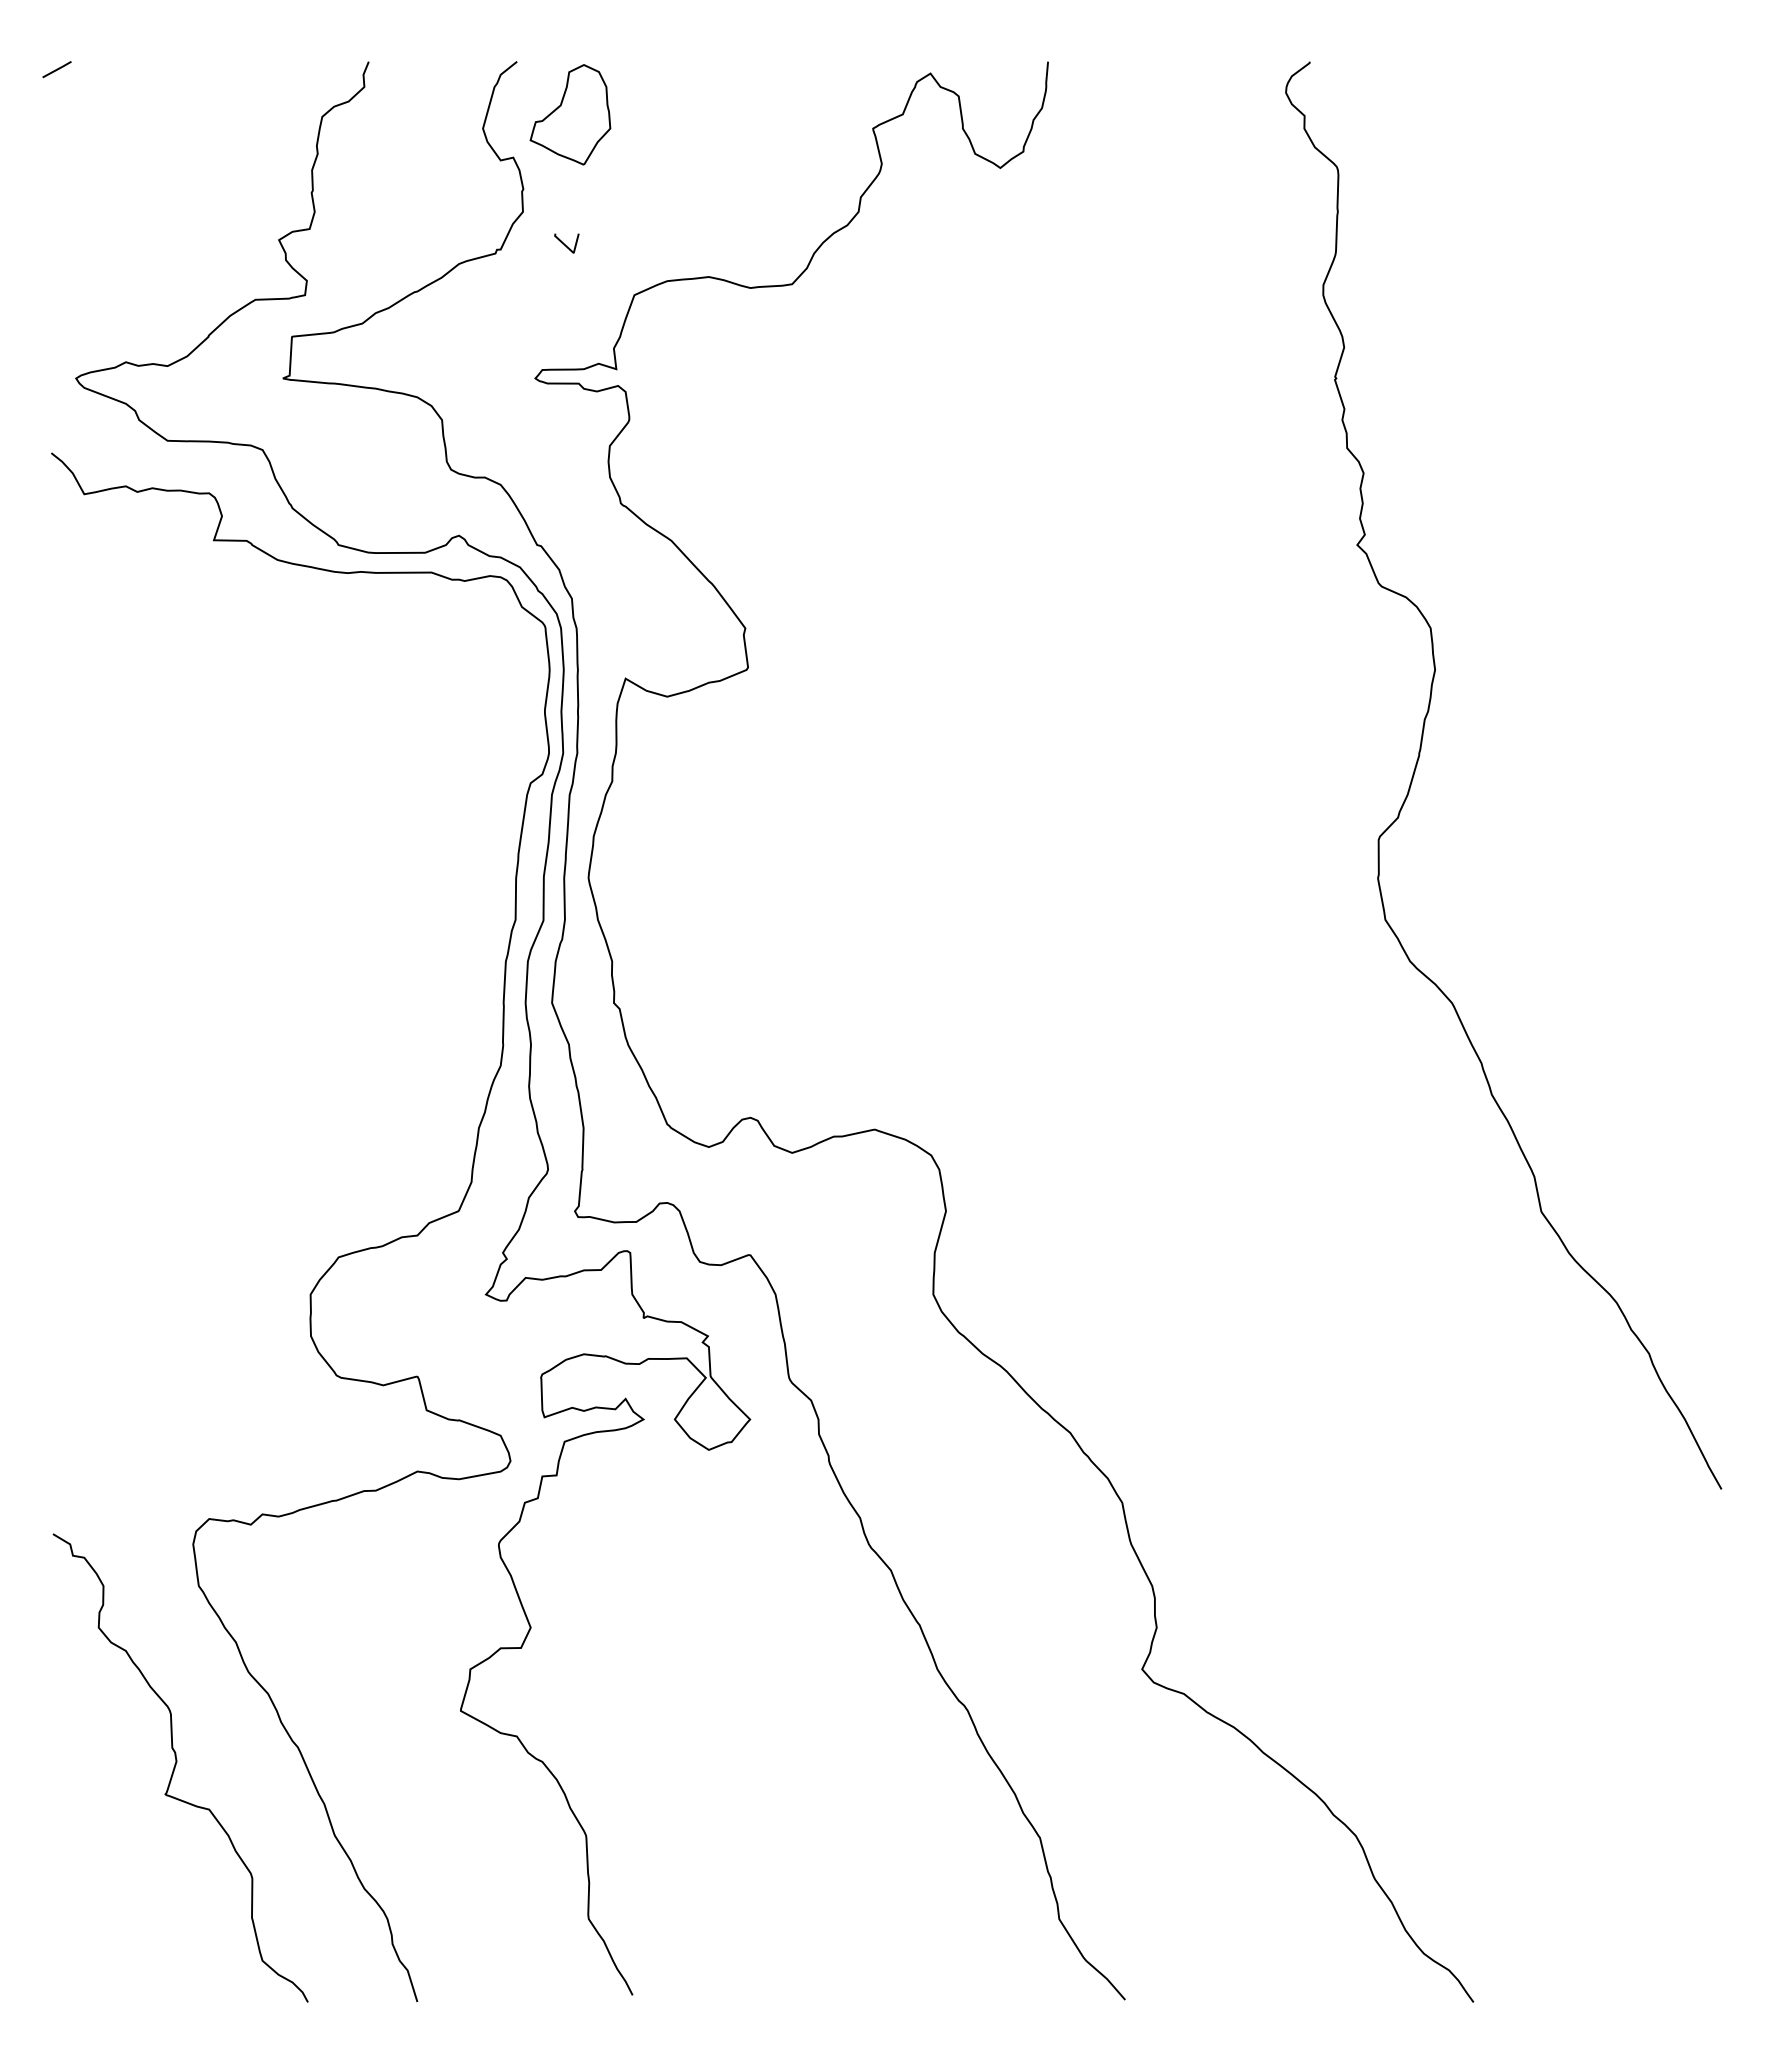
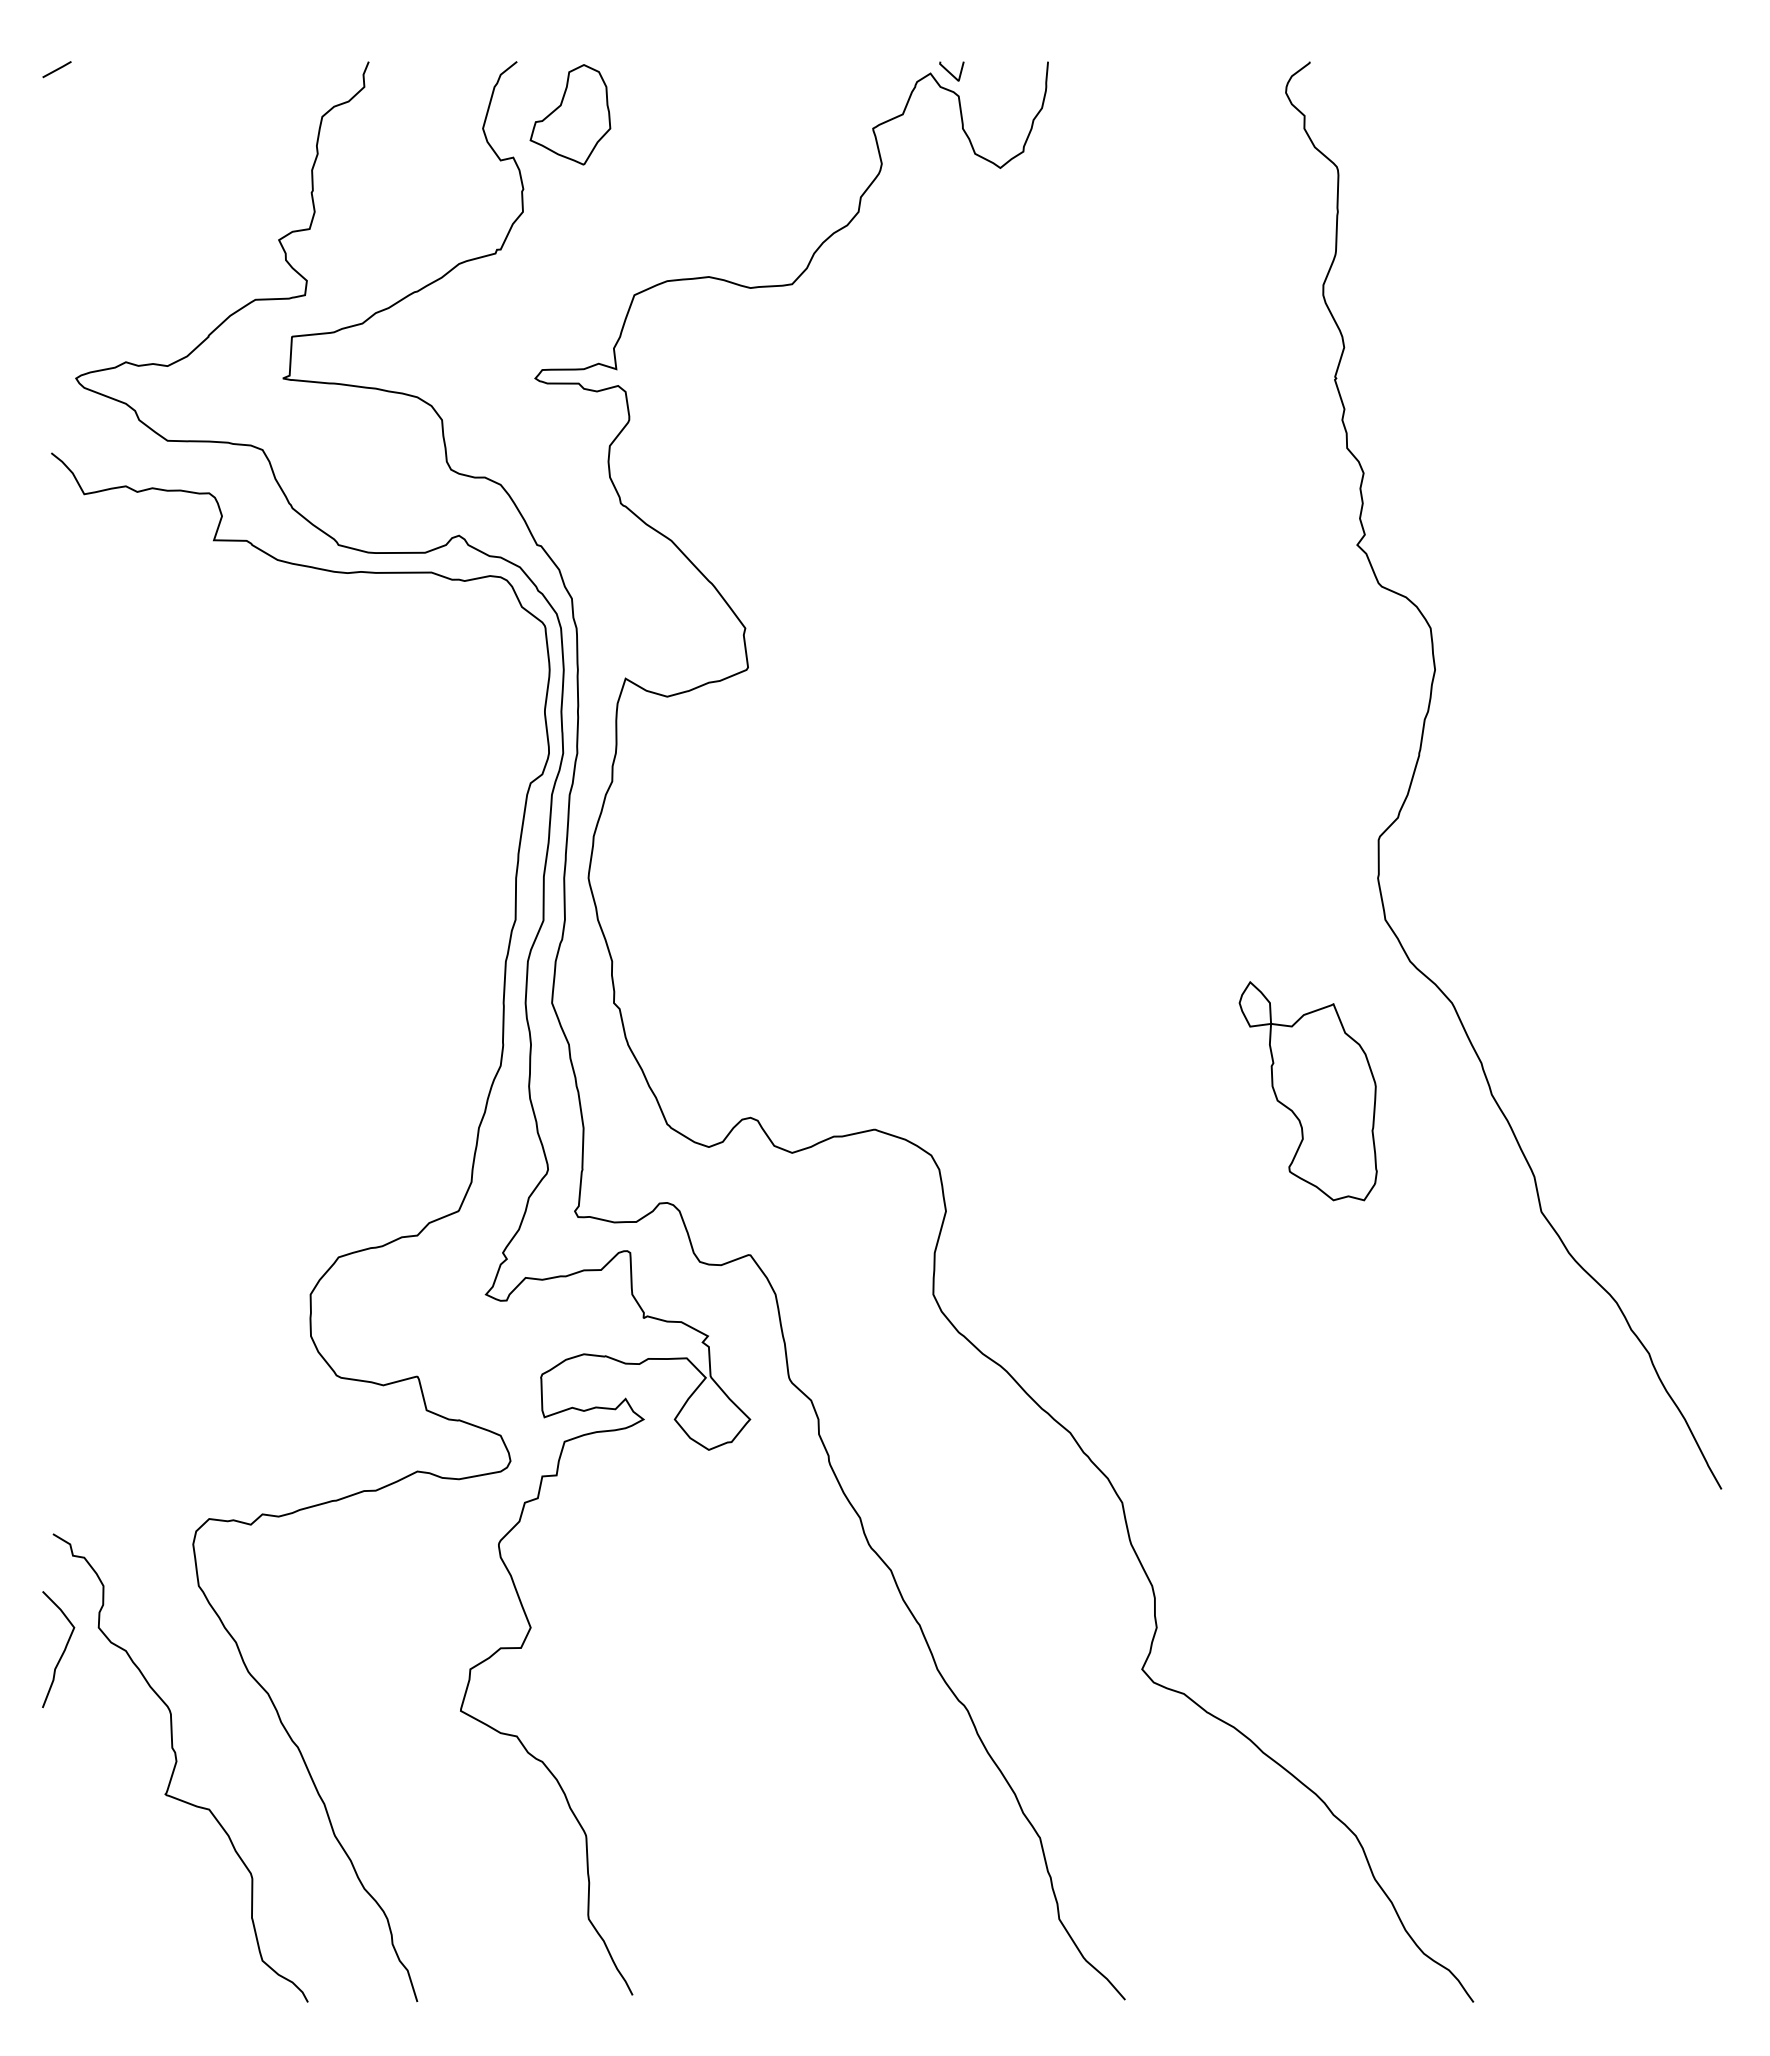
line position: (565, 244) -> (950, 72) (950, 72)
part: none -> present (1307, 1091)
curve: none -> present (62, 1652)
